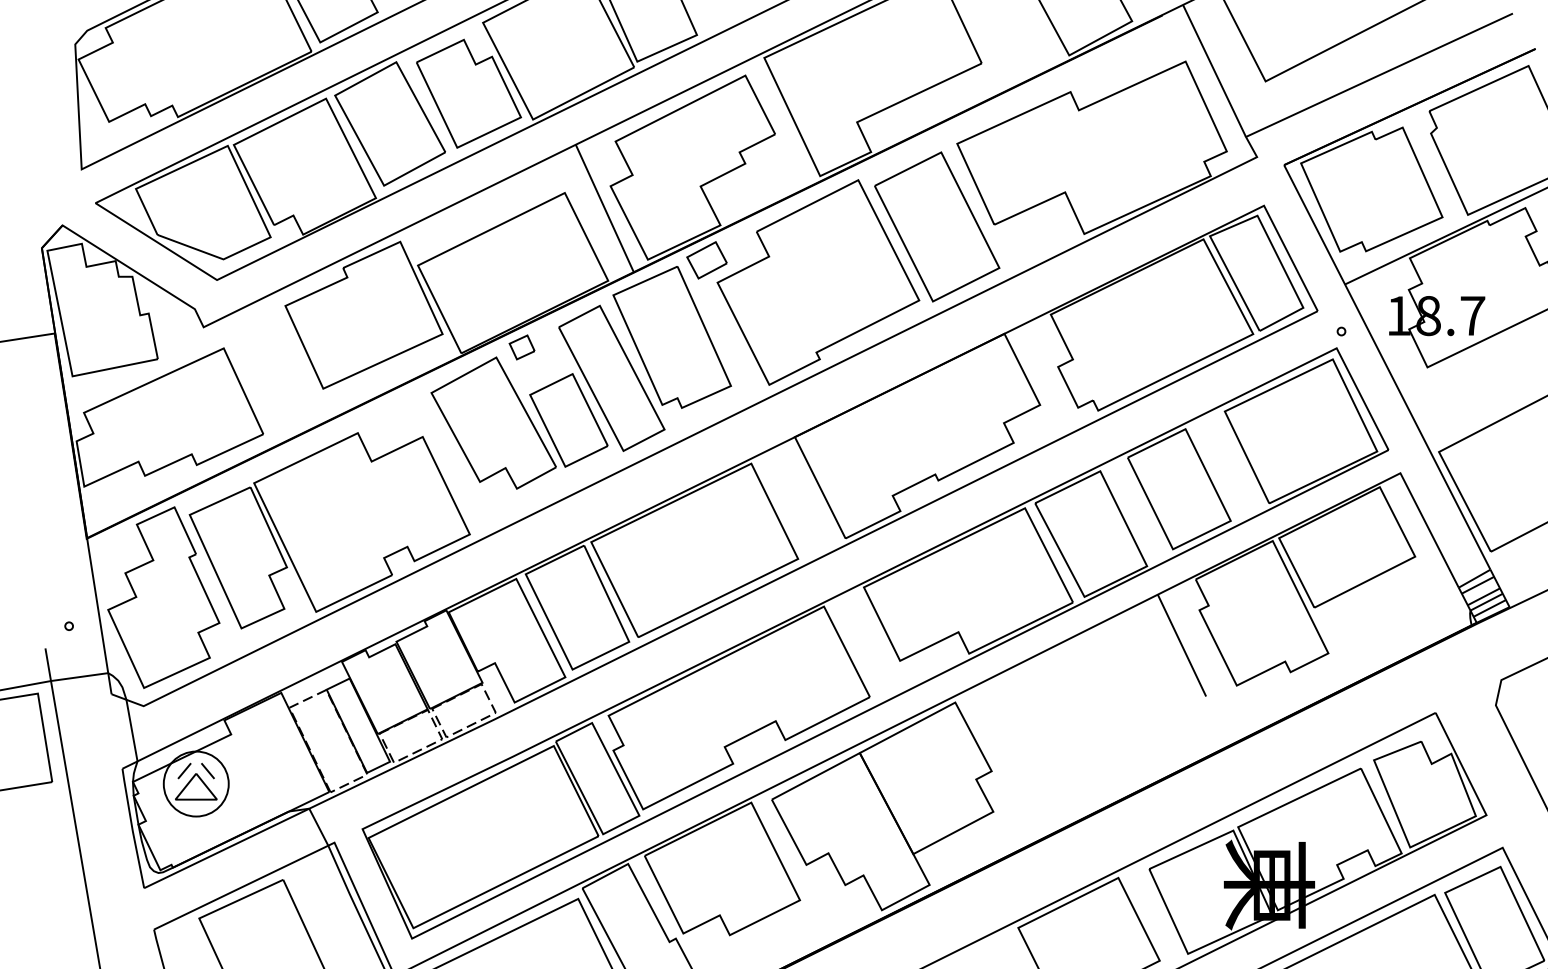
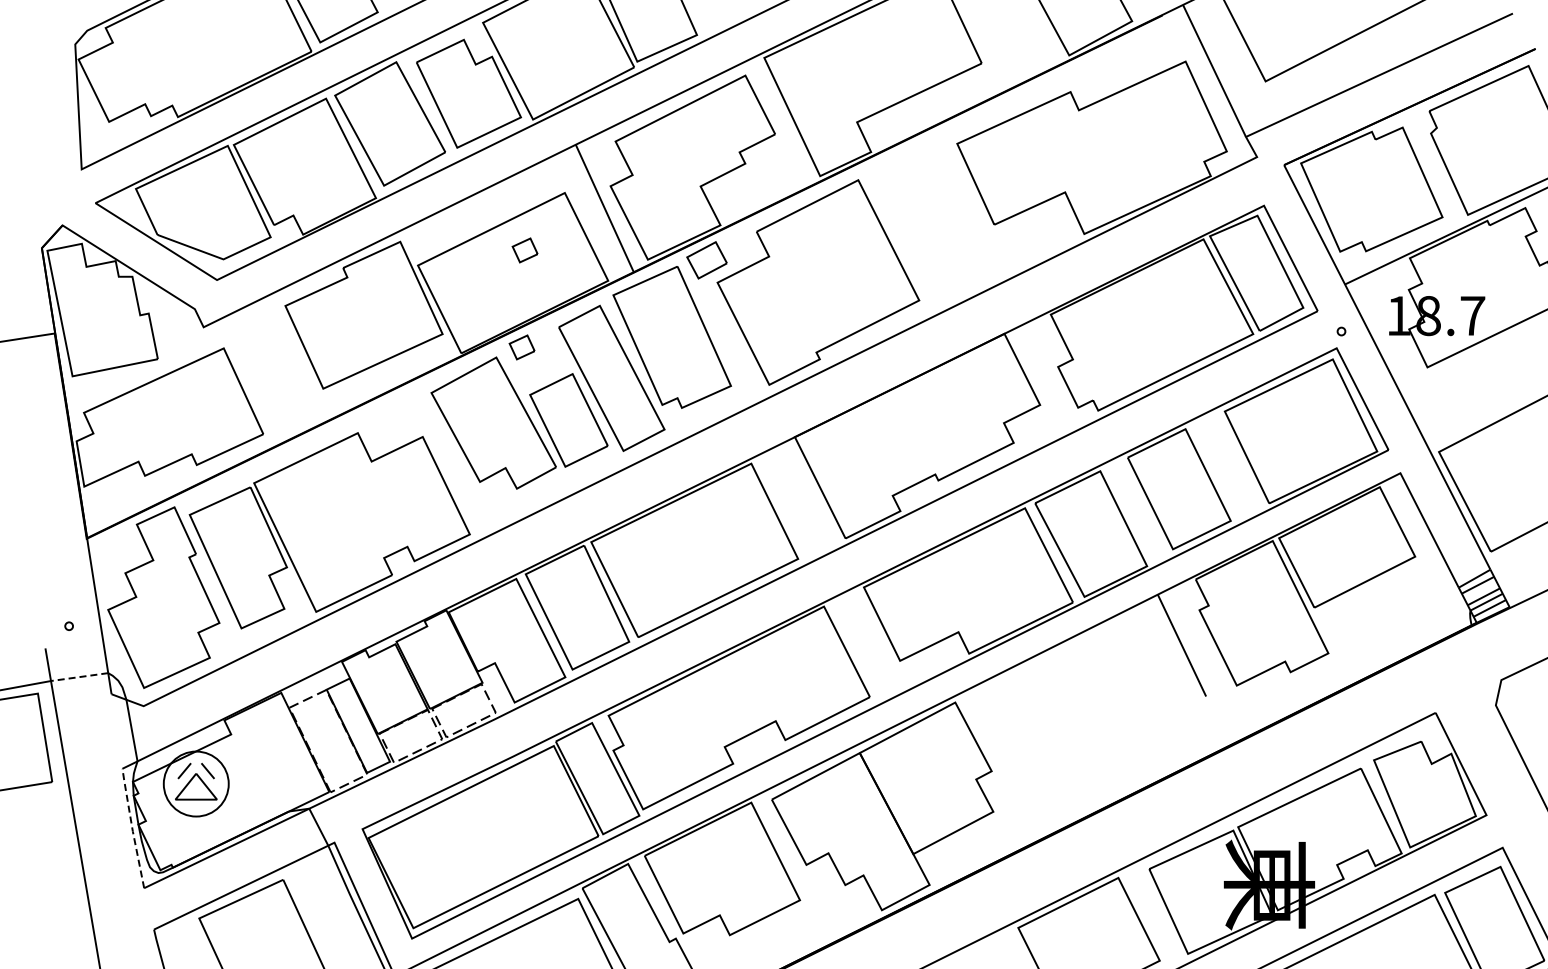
part: present -> none (937, 226)
part: none -> present (524, 250)
line: solid -> dashed (79, 677)
line: solid -> dashed (132, 828)
